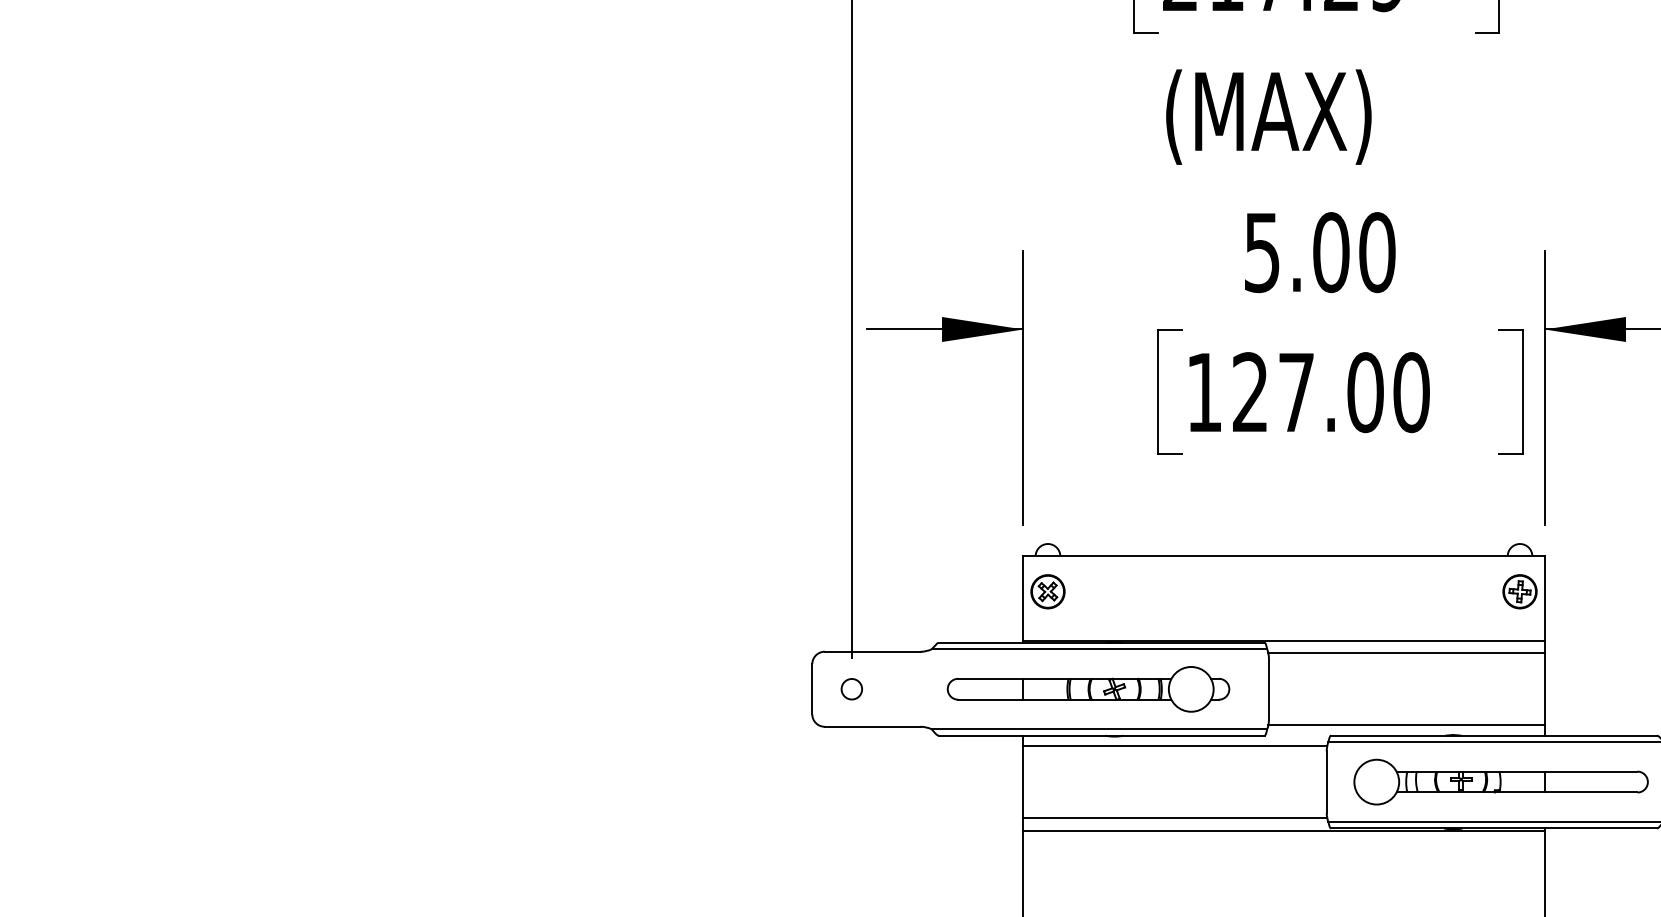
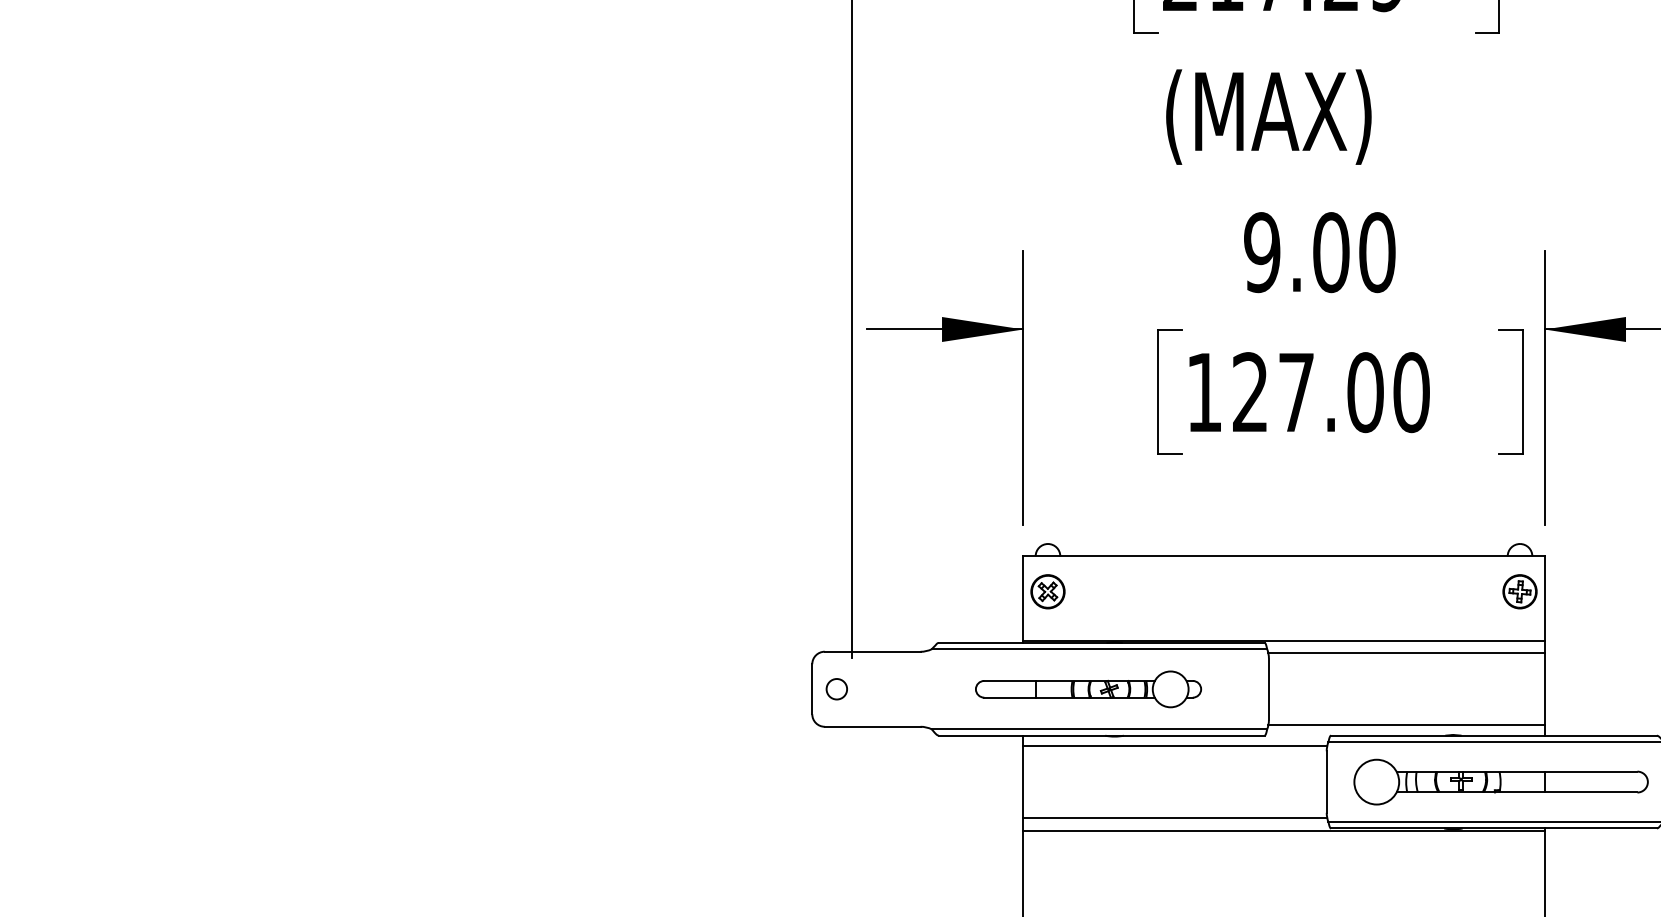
text: 5.00 -> 9.00 (1262, 252)
circle position: (851, 689) -> (836, 689) (836, 689)
part size: 285x47 px -> 228x39 px (1088, 689)
